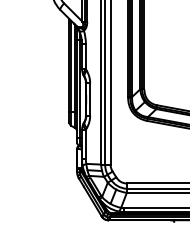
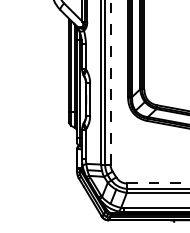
line: solid -> dashed (110, 82)
line: solid -> dashed (158, 183)
